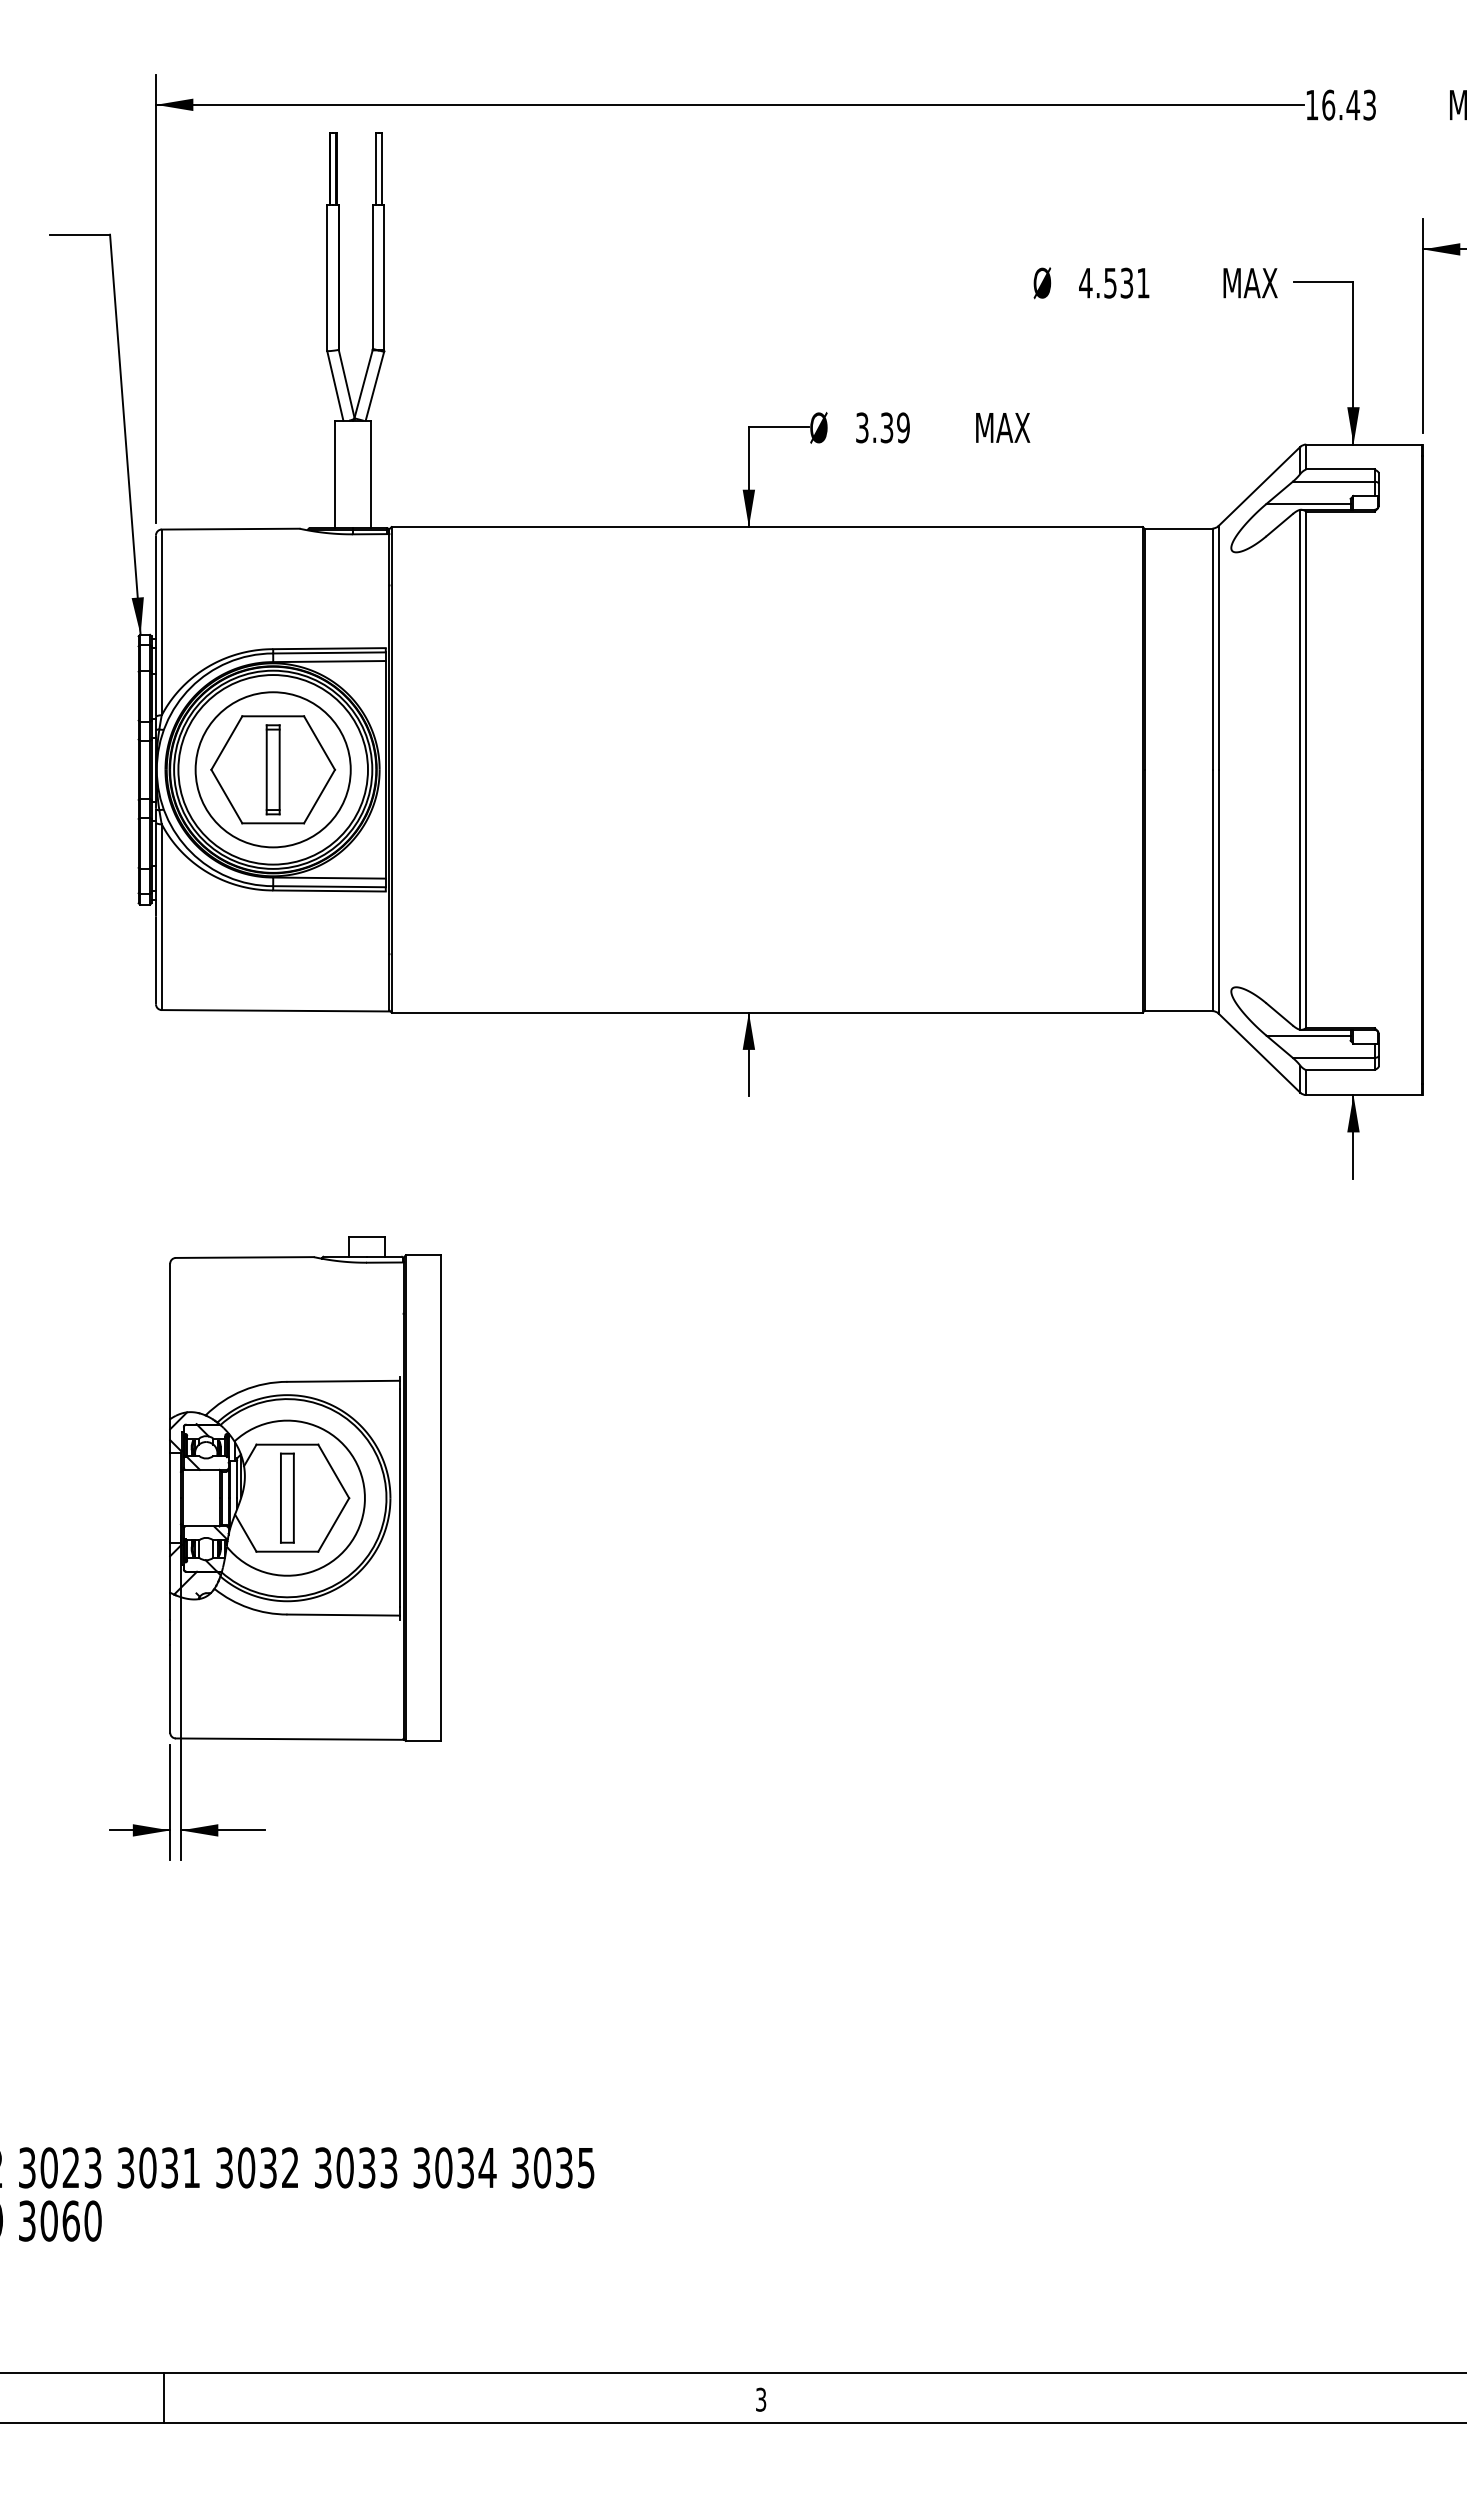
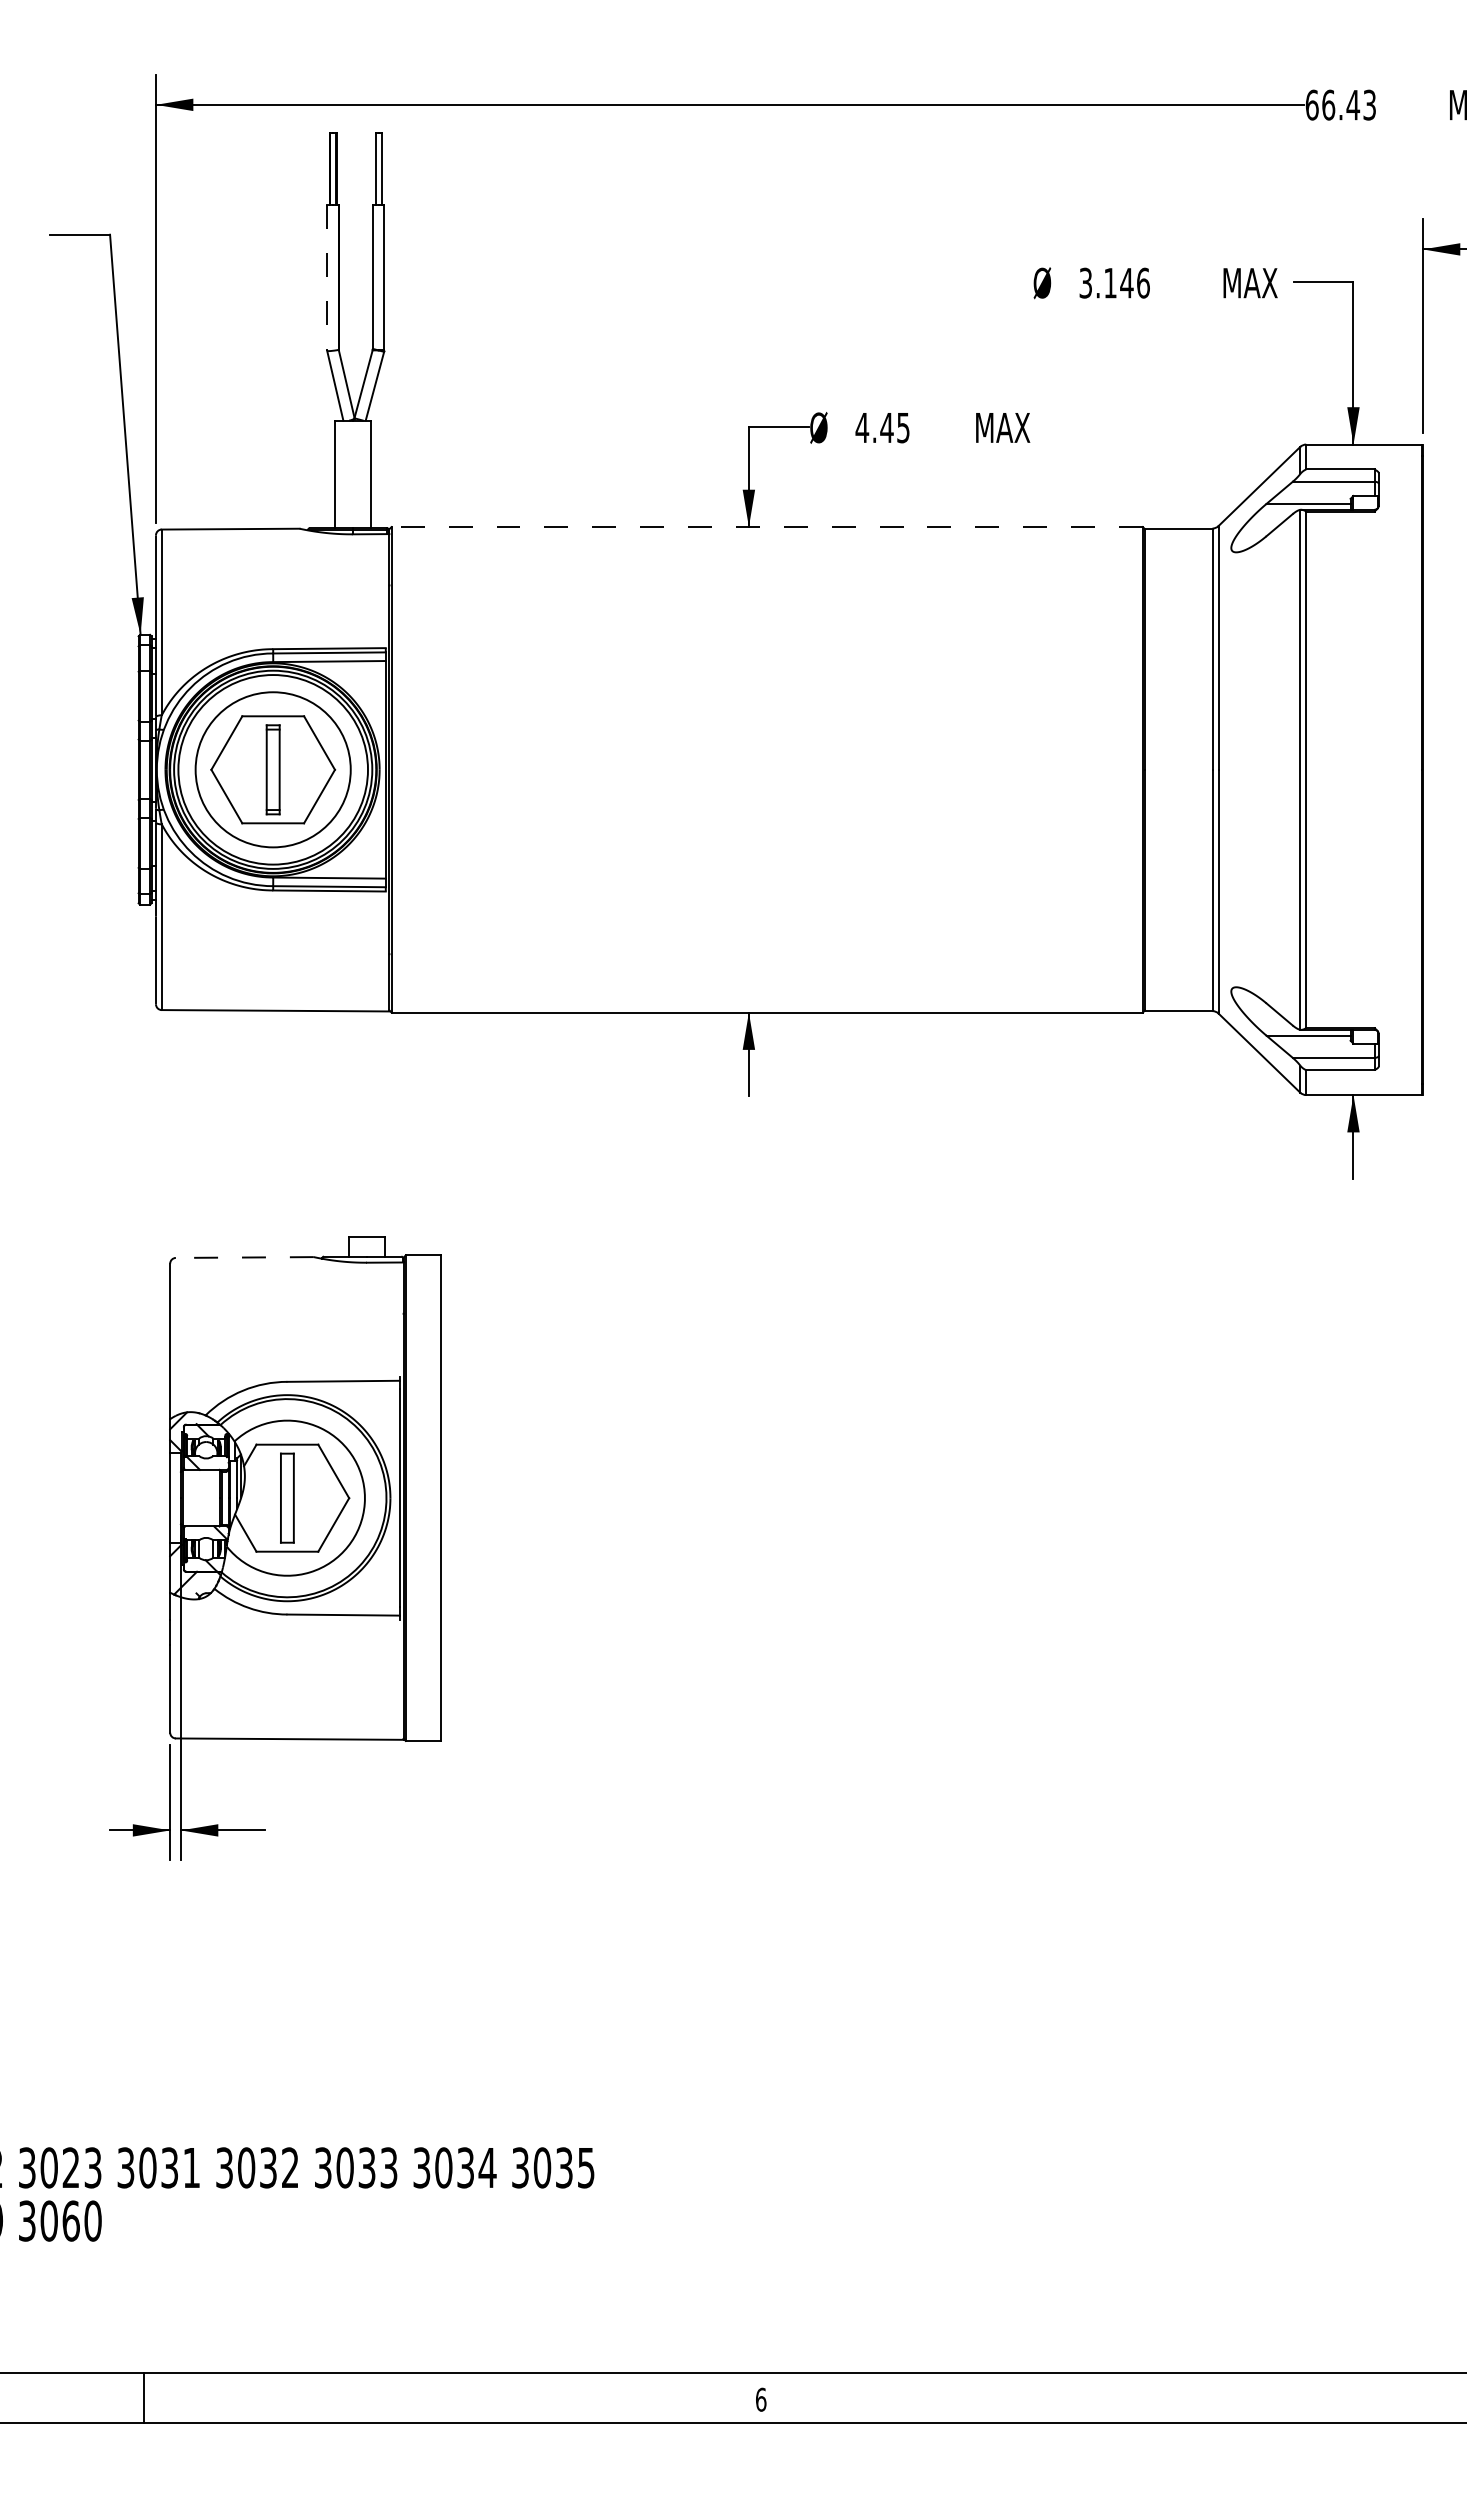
text: 16.43 -> 66.43 (1311, 104)
line: solid -> dashed (327, 278)
text: 4.531 -> 3.146 (1114, 282)
text: 3.39 -> 4.45 (882, 427)
line: solid -> dashed (767, 527)
line: solid -> dashed (244, 1257)
line position: (163, 2397) -> (143, 2397) (143, 2397)
text: 3 -> 6 (761, 2399)
